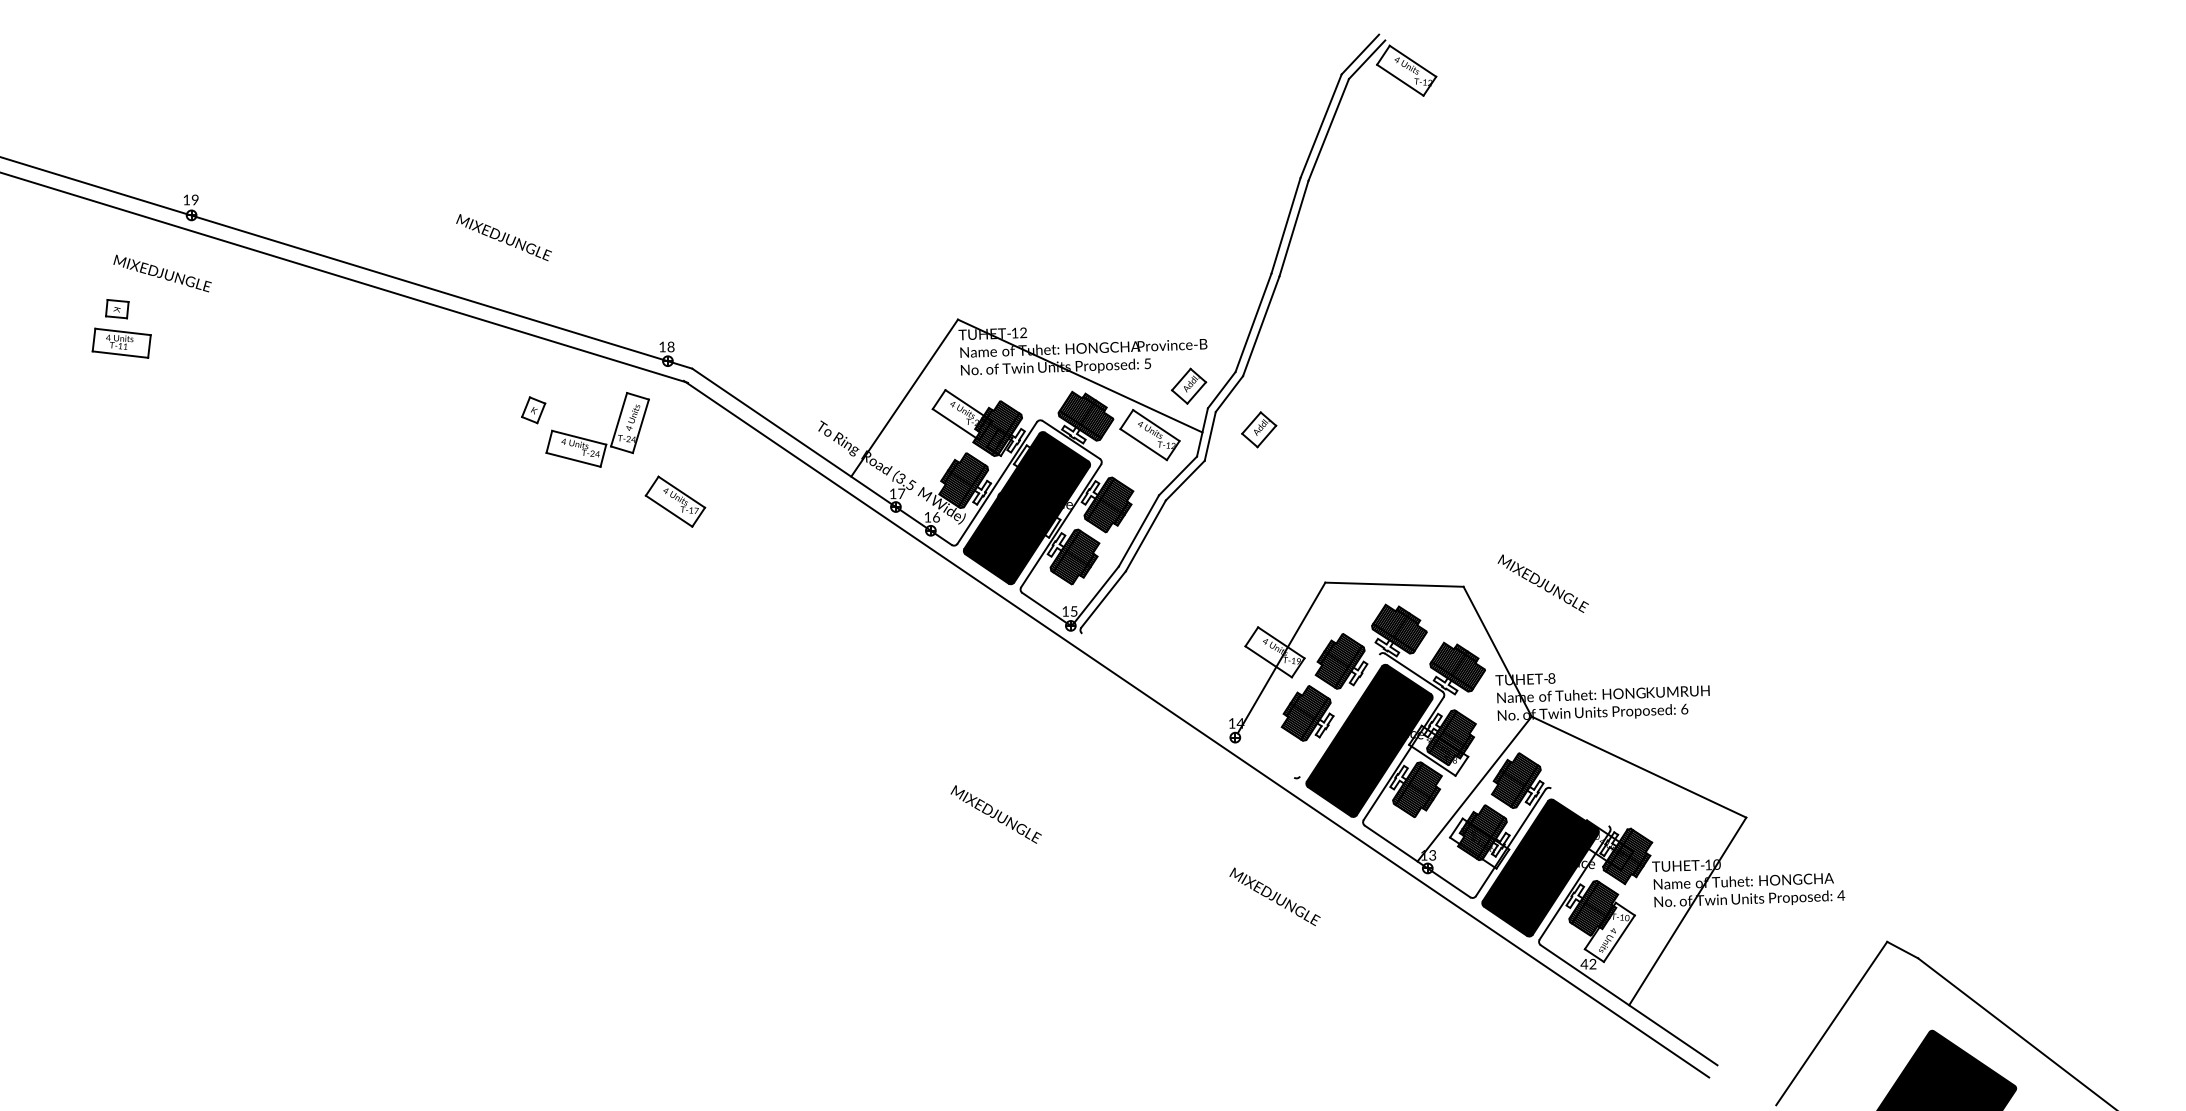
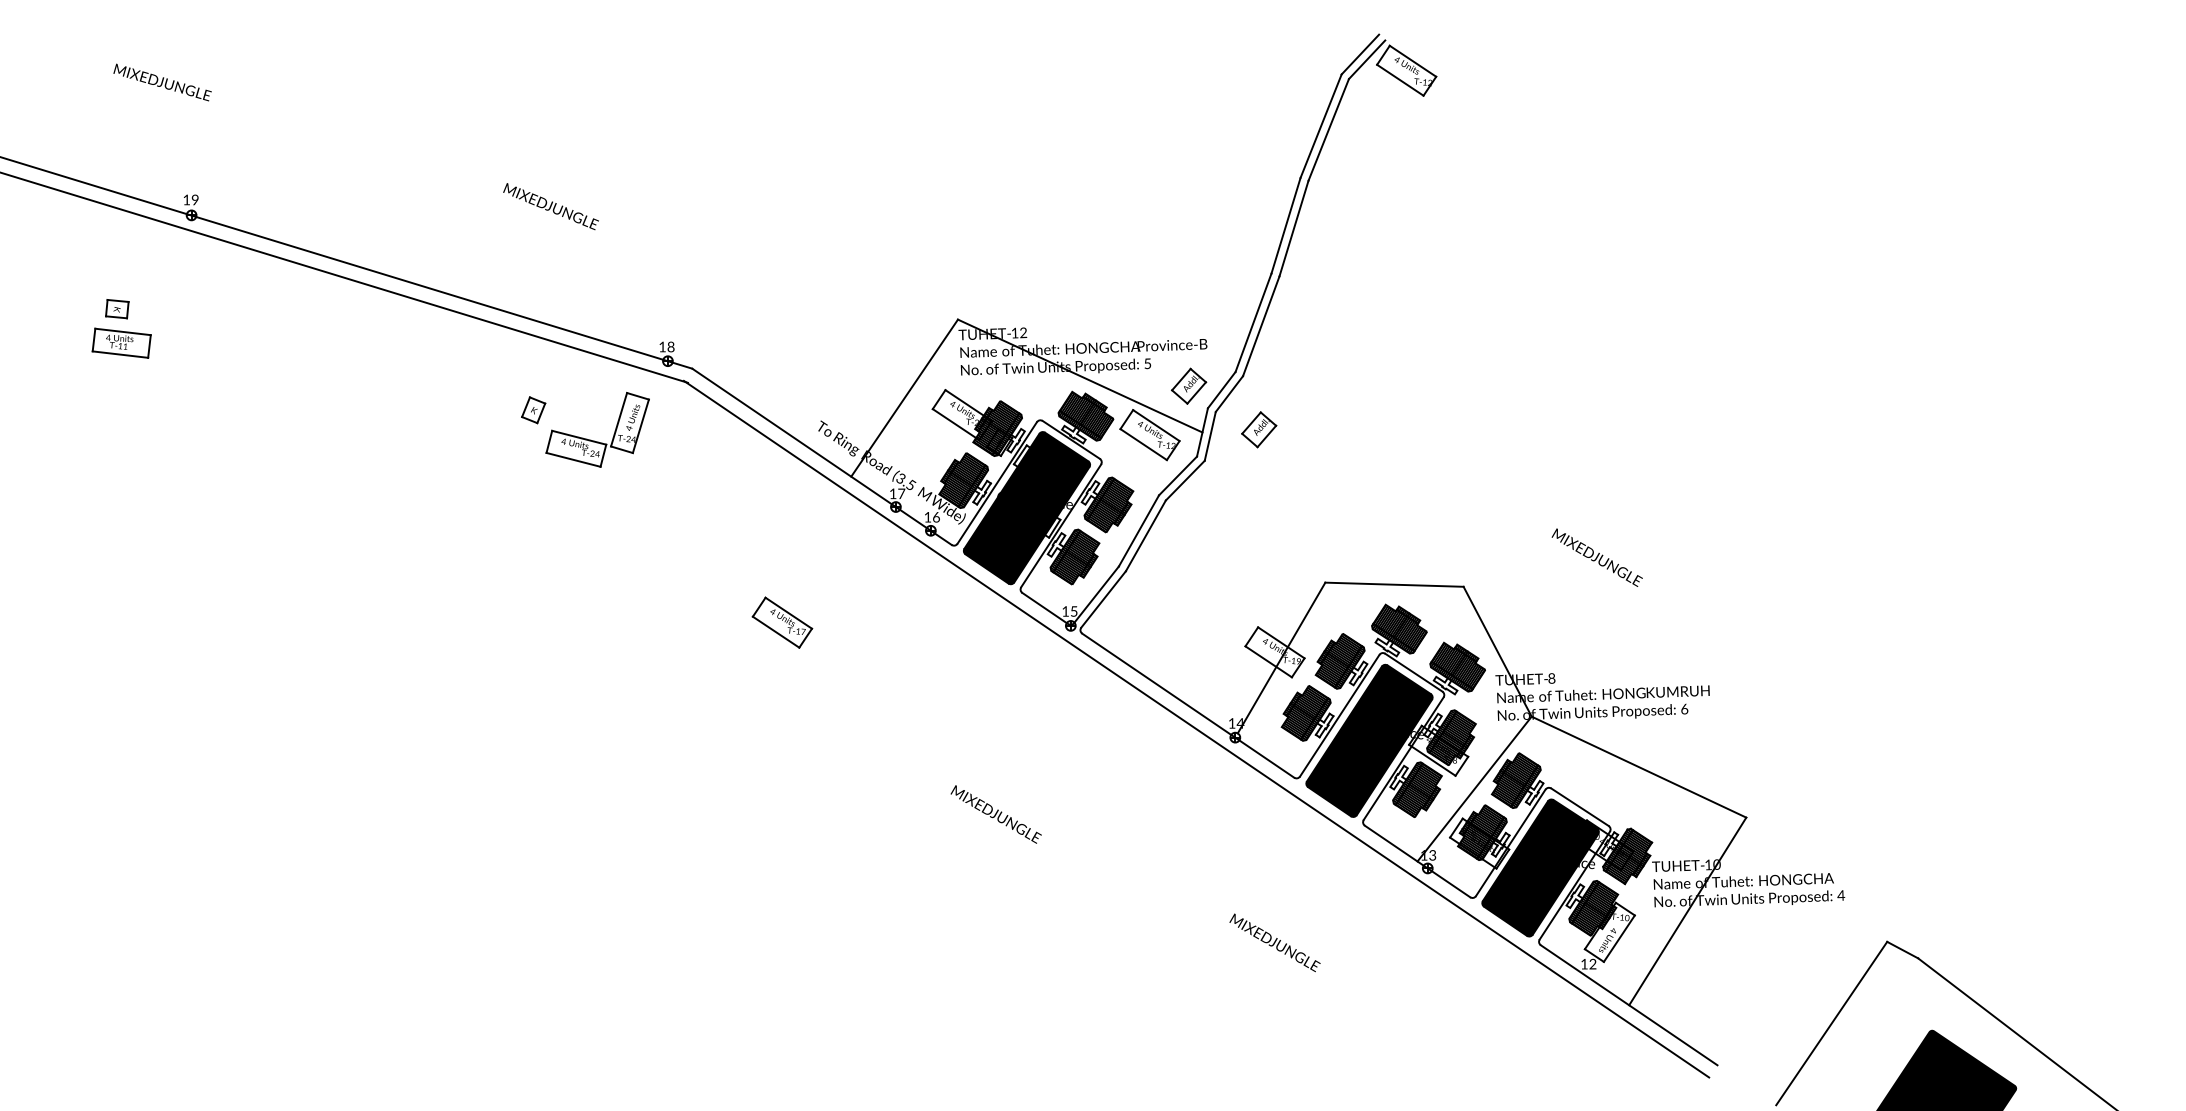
text position: (503, 237) -> (550, 206) (550, 206)
text position: (162, 273) -> (162, 82) (162, 82)
part position: (675, 501) -> (782, 622) (782, 622)
text position: (1542, 583) -> (1596, 557) (1596, 557)
line: none -> present (1188, 705)
line: none -> present (1339, 715)
line: none -> present (1579, 806)
text position: (1274, 896) -> (1274, 942) (1274, 942)
text: 42 -> 12 (1584, 964)
